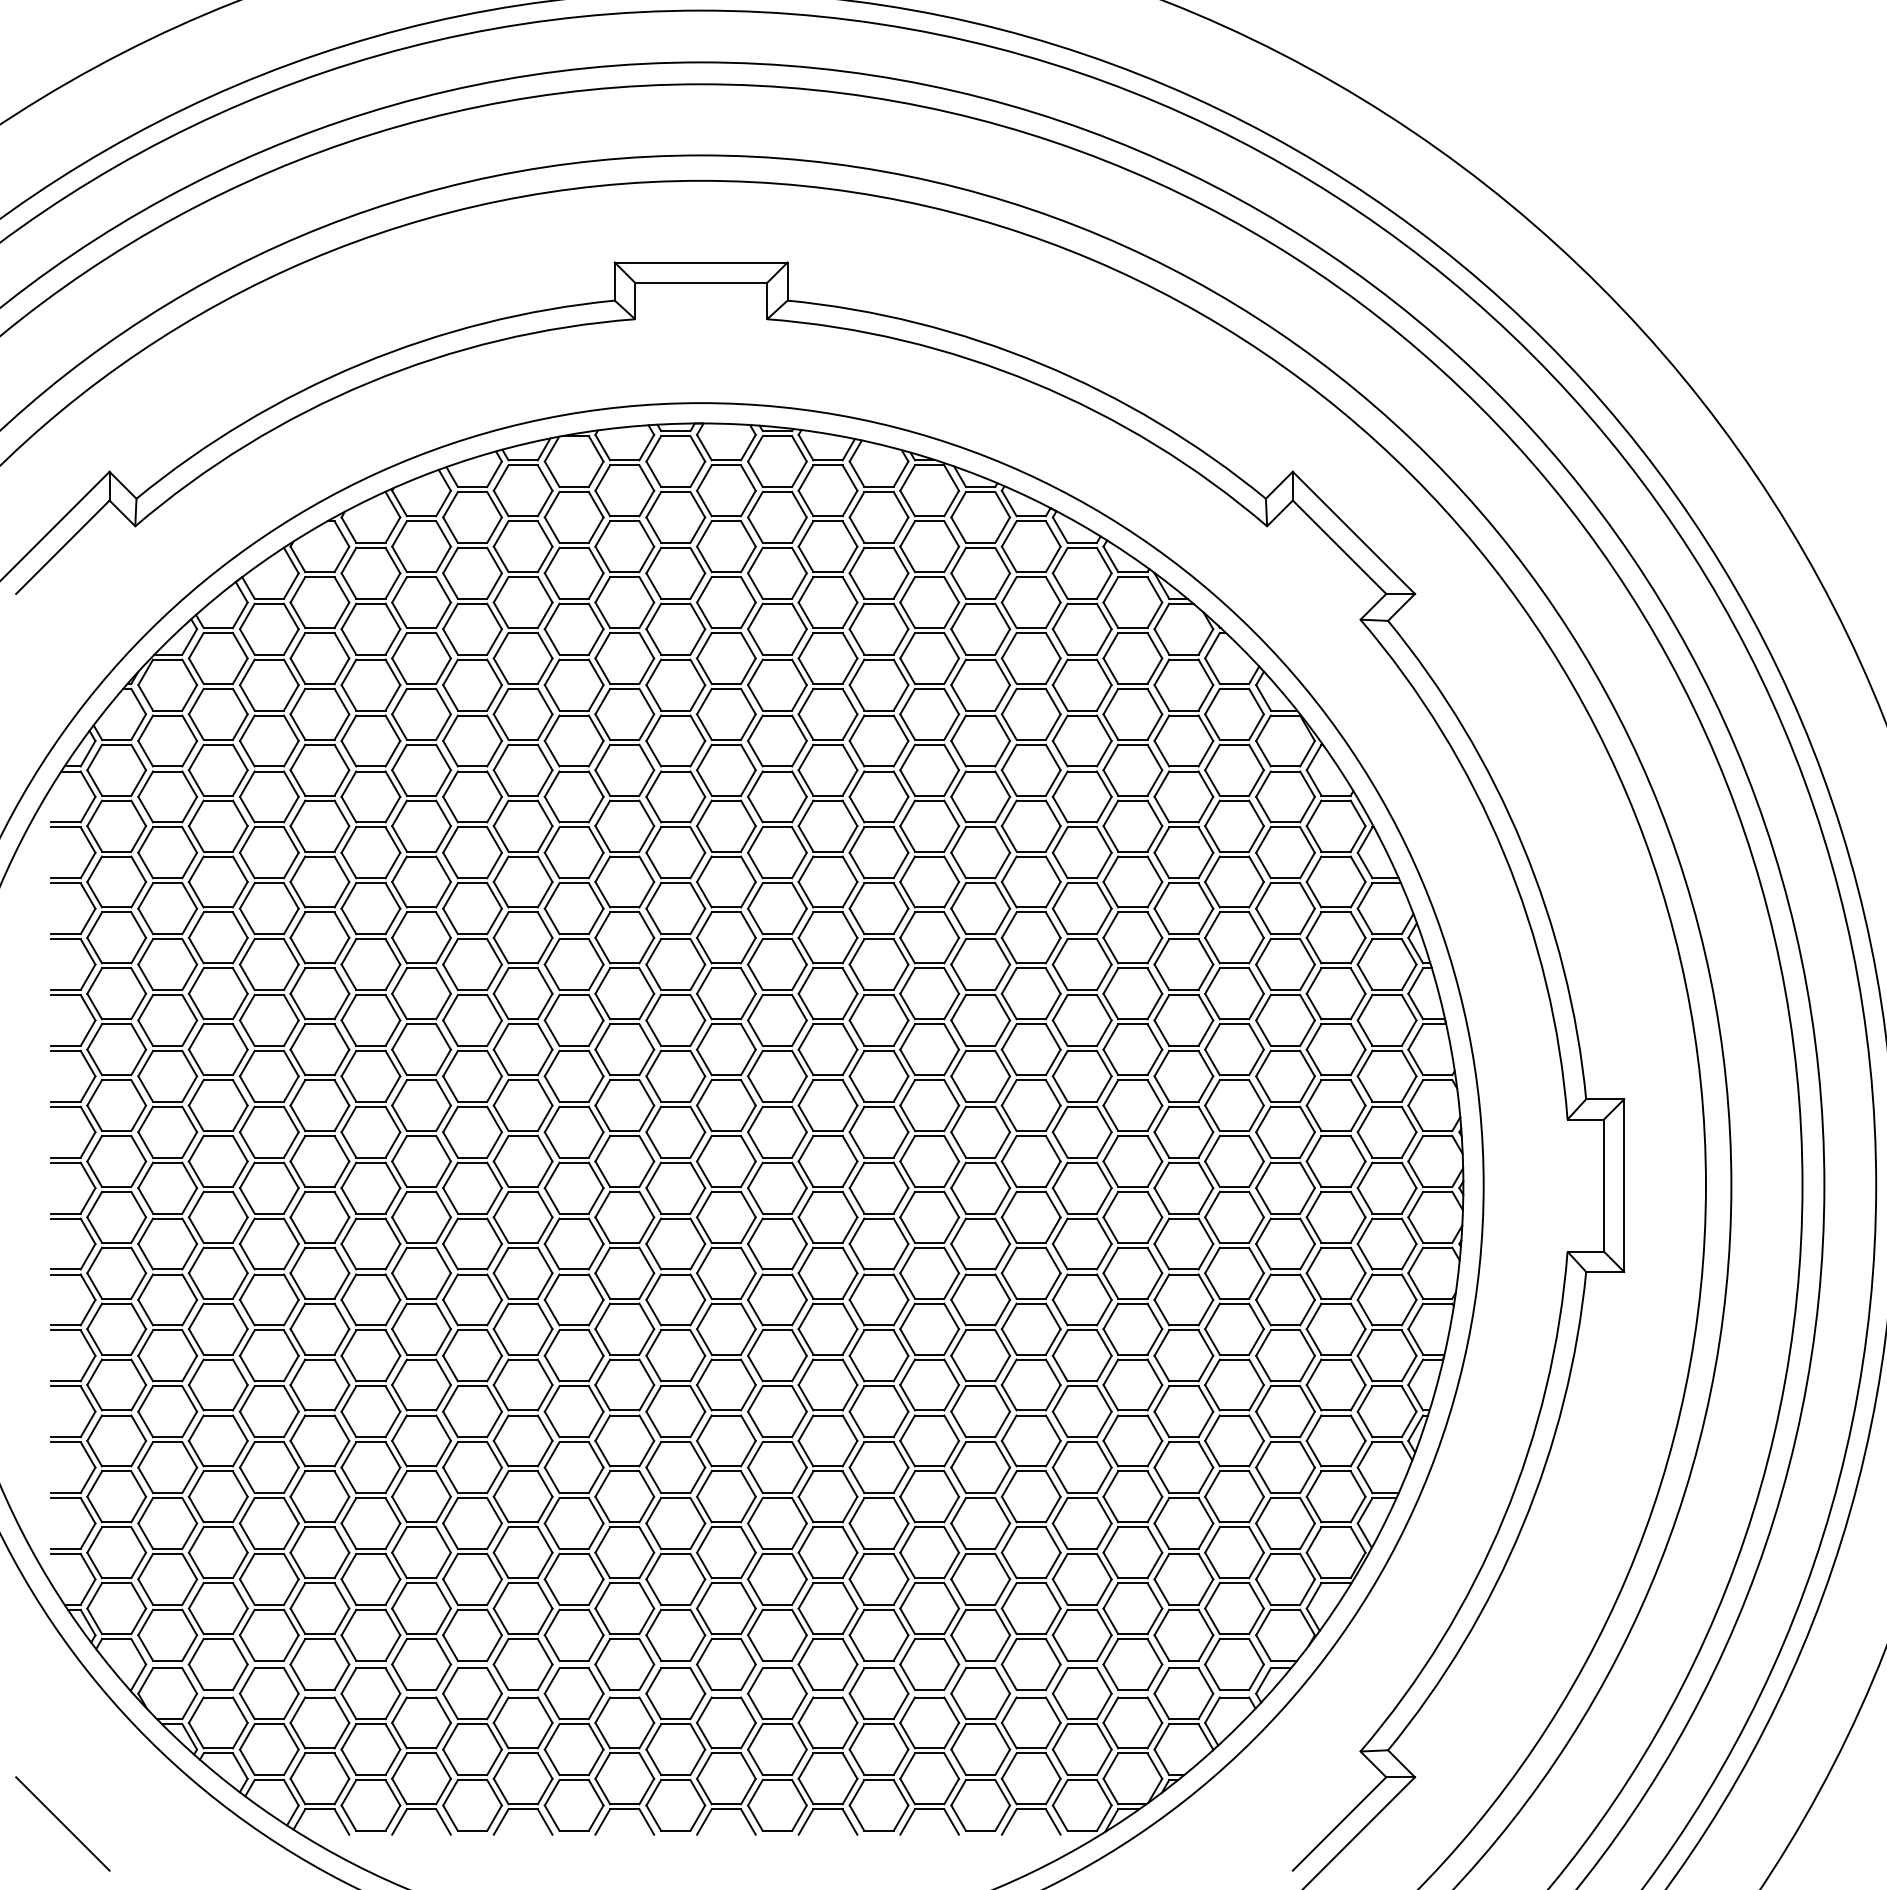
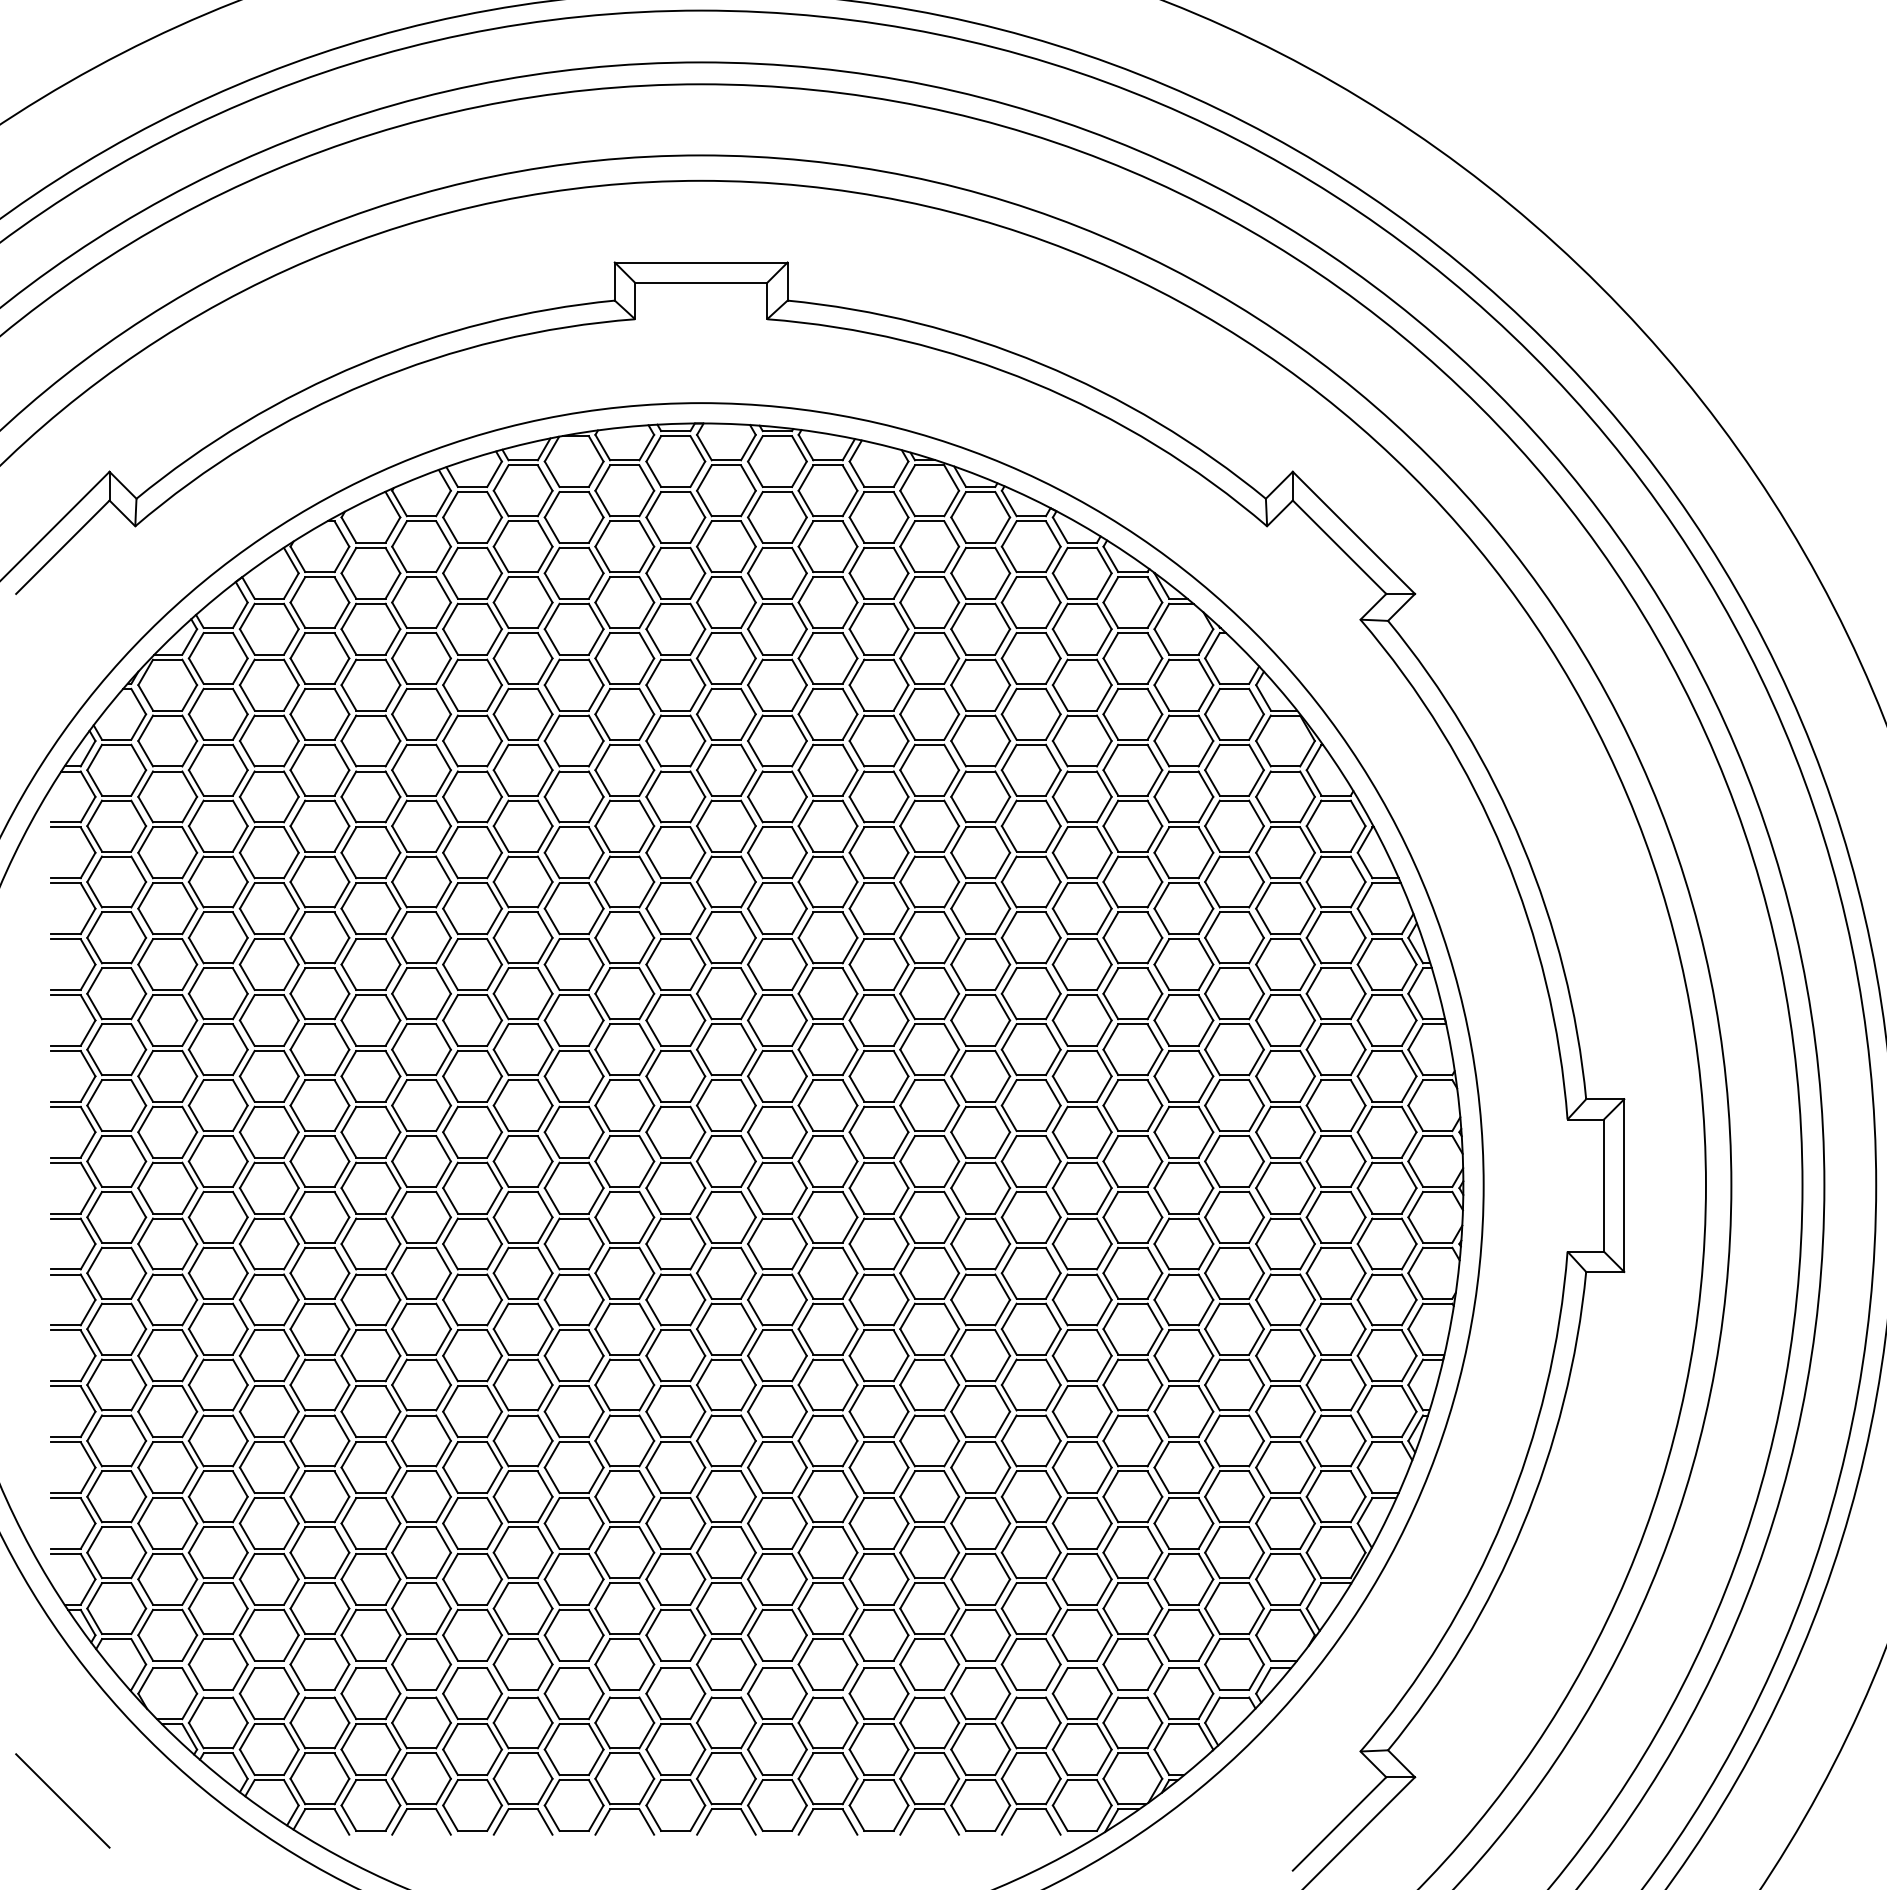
line position: (62, 1823) -> (62, 1800) (62, 1800)
